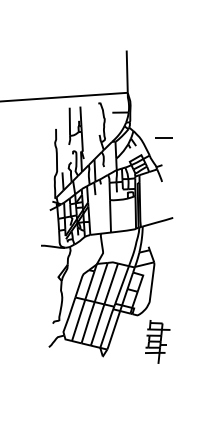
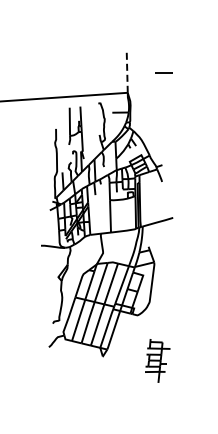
line: solid -> dashed (127, 71)
line position: (163, 137) -> (163, 72) (163, 72)
part position: (157, 341) -> (157, 360) (157, 360)
